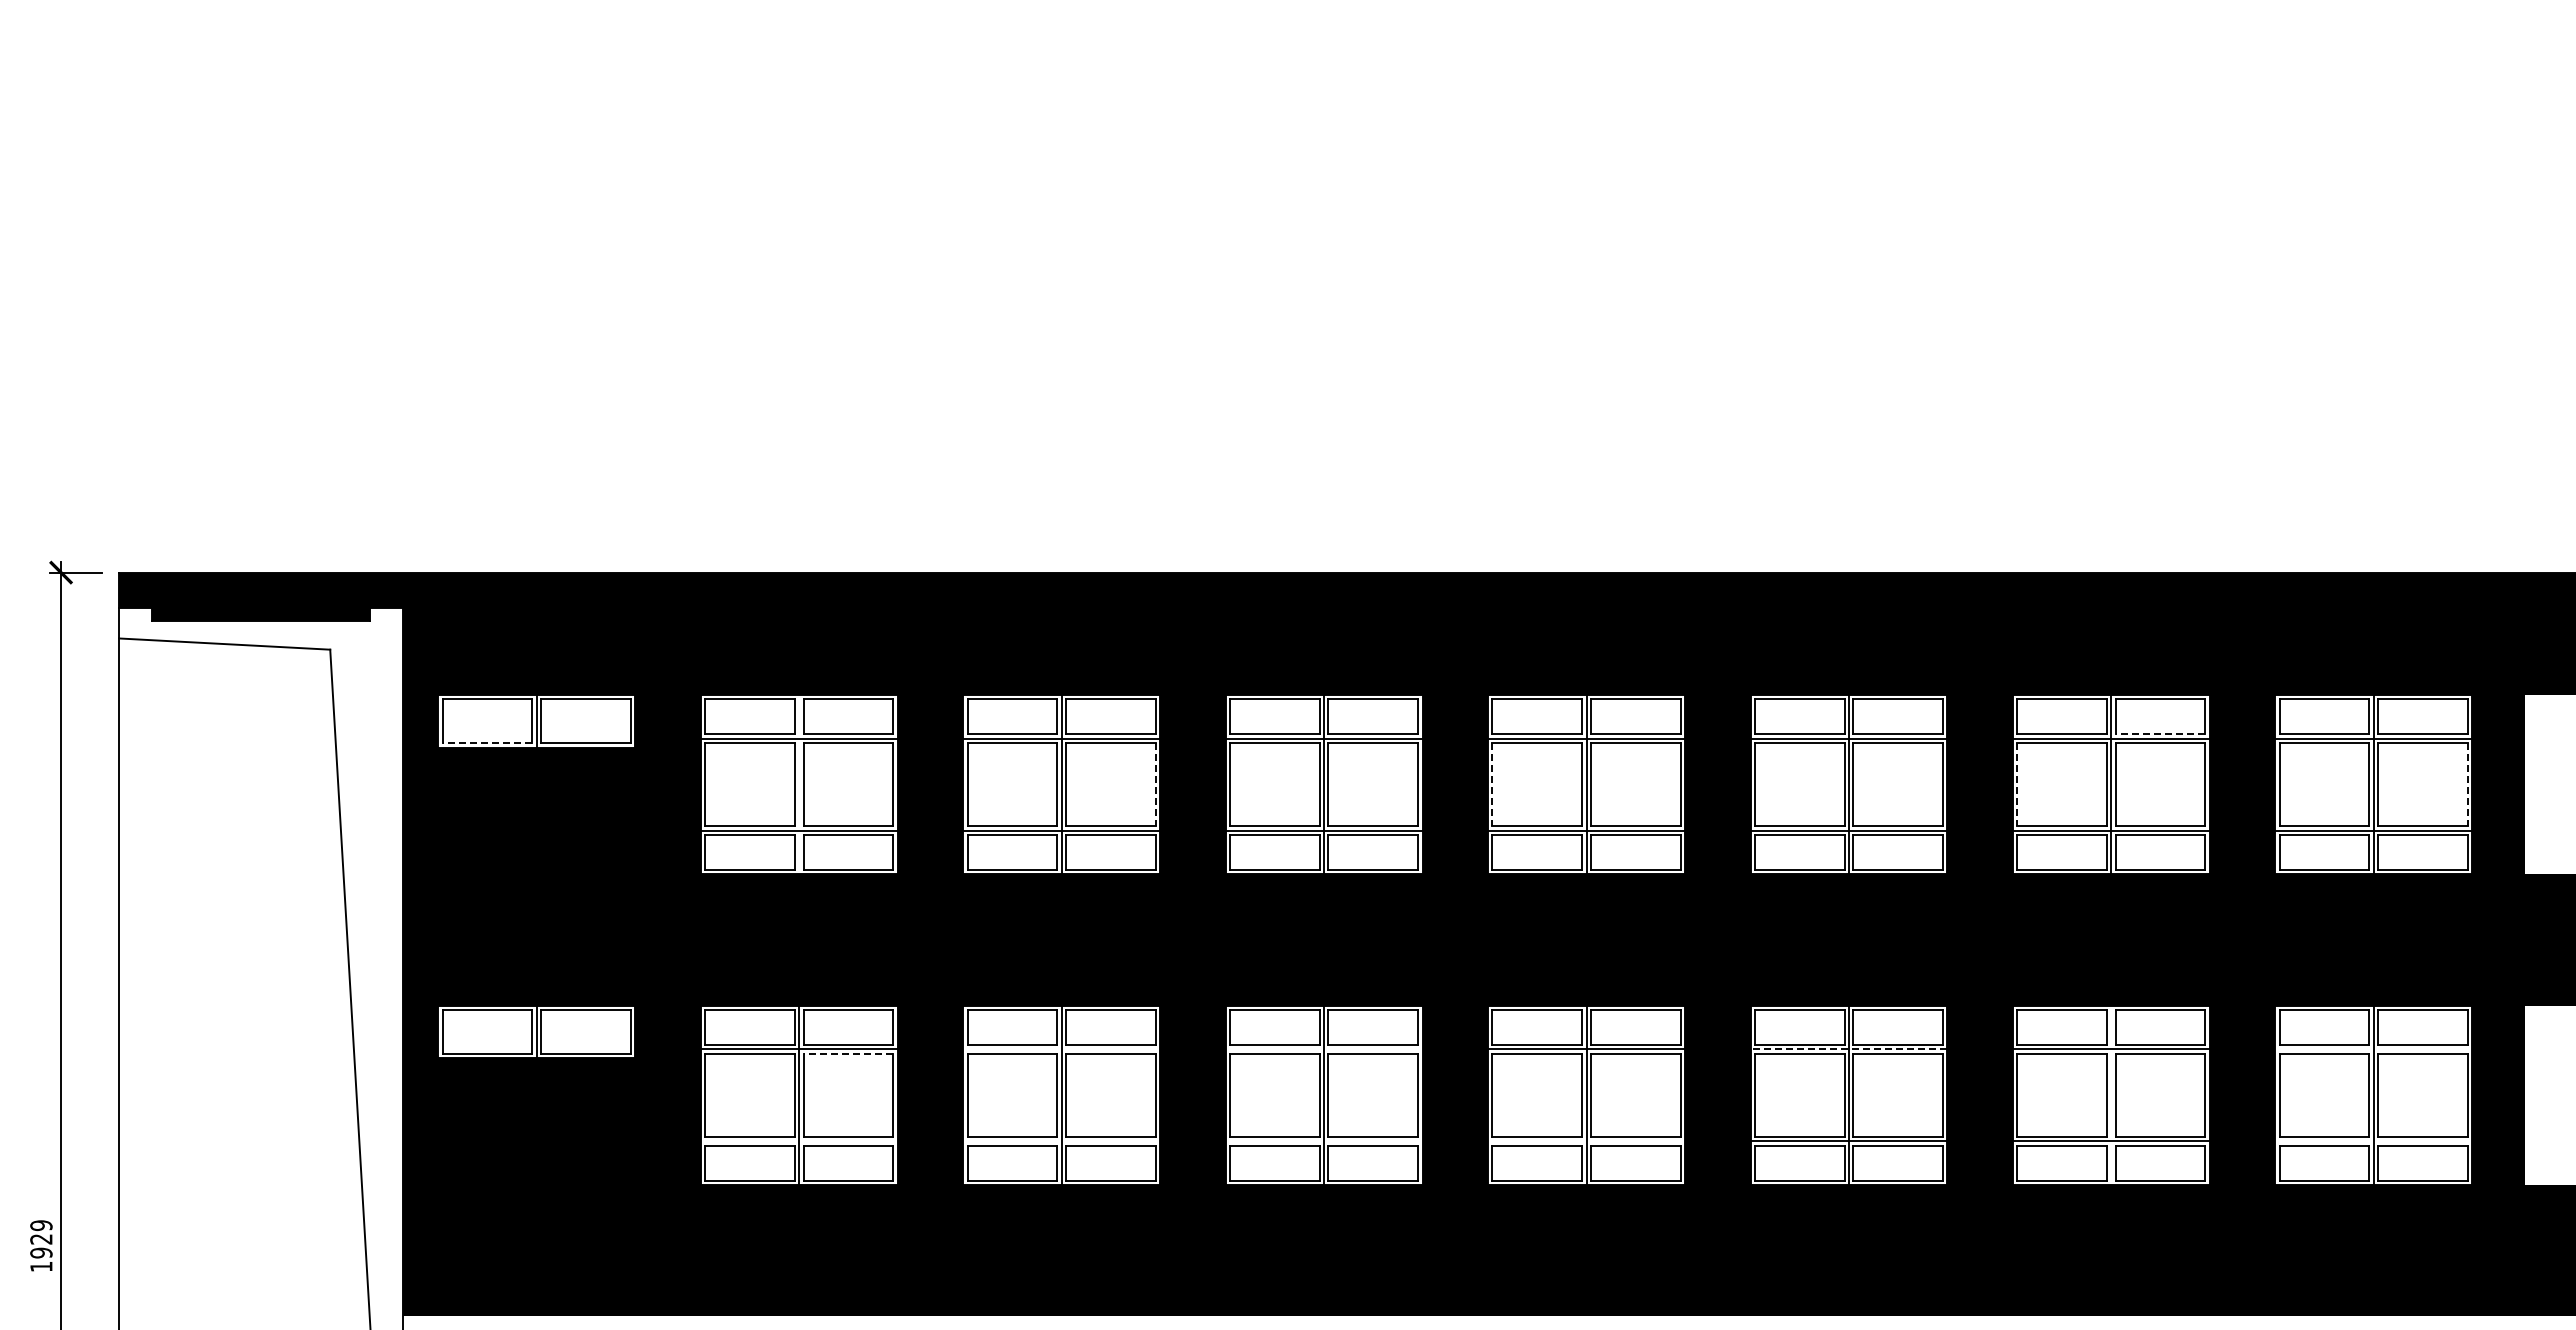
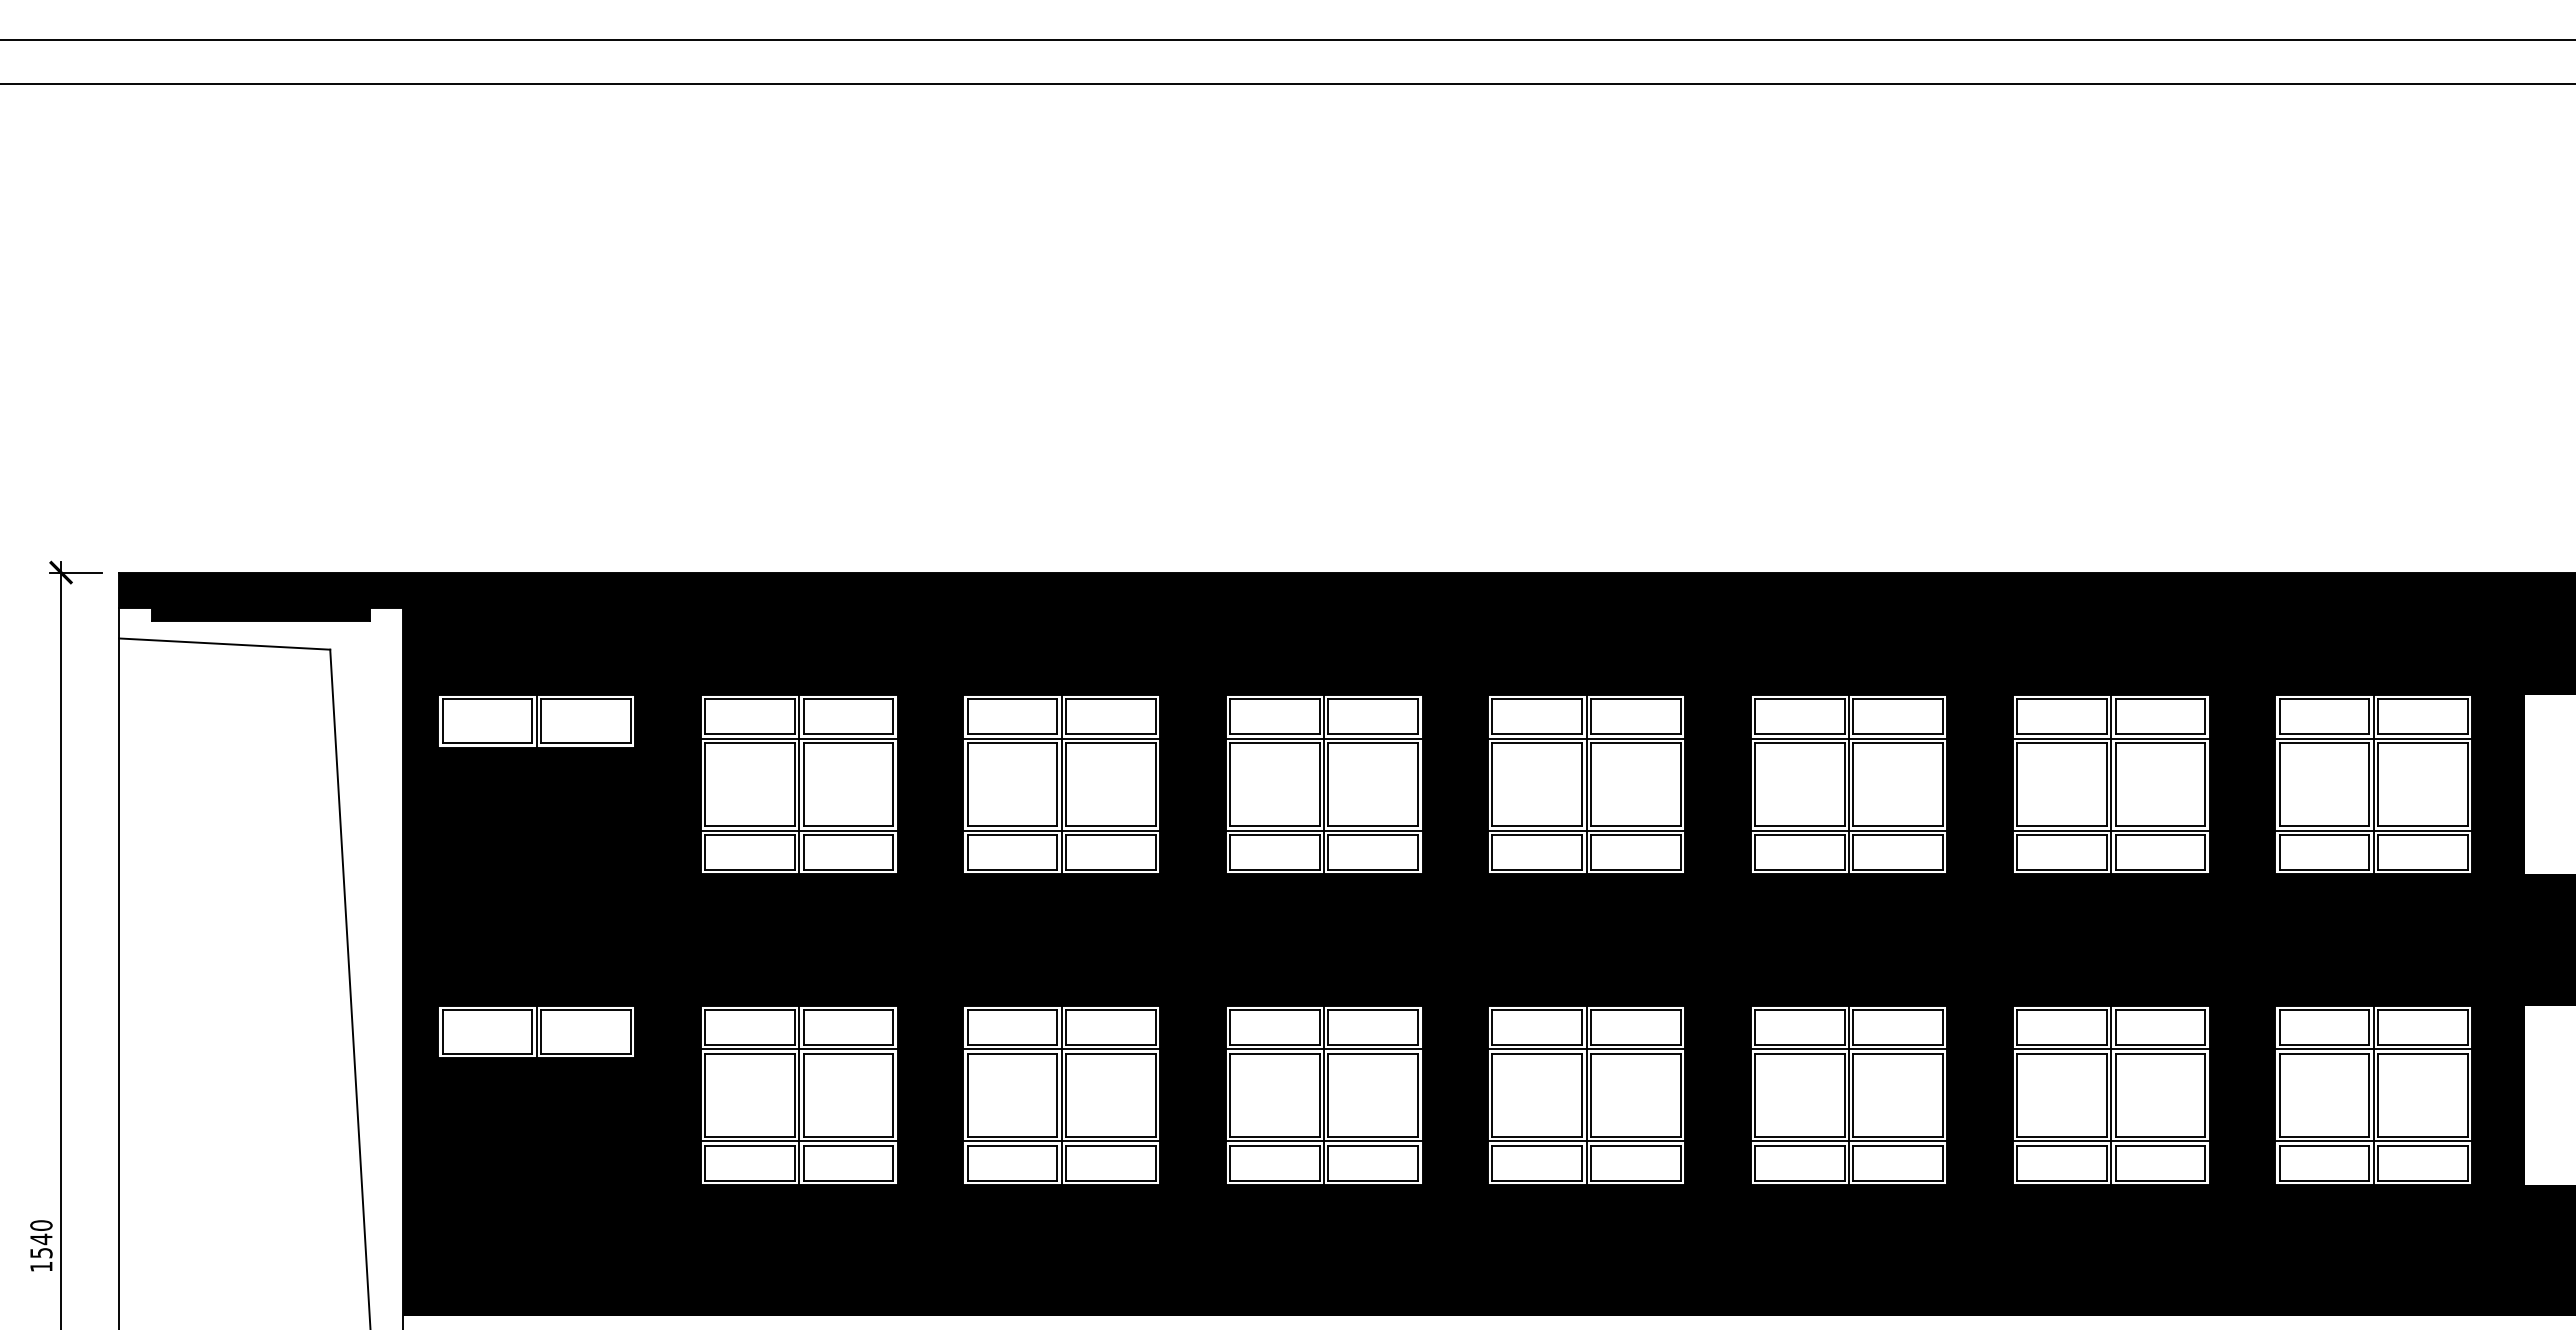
line: none -> present (1287, 39)
line: none -> present (1287, 83)
line: dashed -> solid (2160, 734)
line: dashed -> solid (487, 743)
line: none -> present (799, 784)
line: dashed -> solid (1155, 784)
line: dashed -> solid (1492, 784)
line: dashed -> solid (2017, 784)
line: dashed -> solid (2467, 784)
line: none -> present (1061, 1049)
line: none -> present (1323, 1049)
line: dashed -> solid (1848, 1049)
line: none -> present (2373, 1049)
line: dashed -> solid (848, 1053)
line: none -> present (2111, 1094)
line: none -> present (798, 1141)
line: none -> present (1061, 1141)
line: none -> present (1323, 1141)
line: none -> present (1586, 1141)
line: none -> present (2373, 1141)
text: 1929 -> 1540 (41, 1239)
